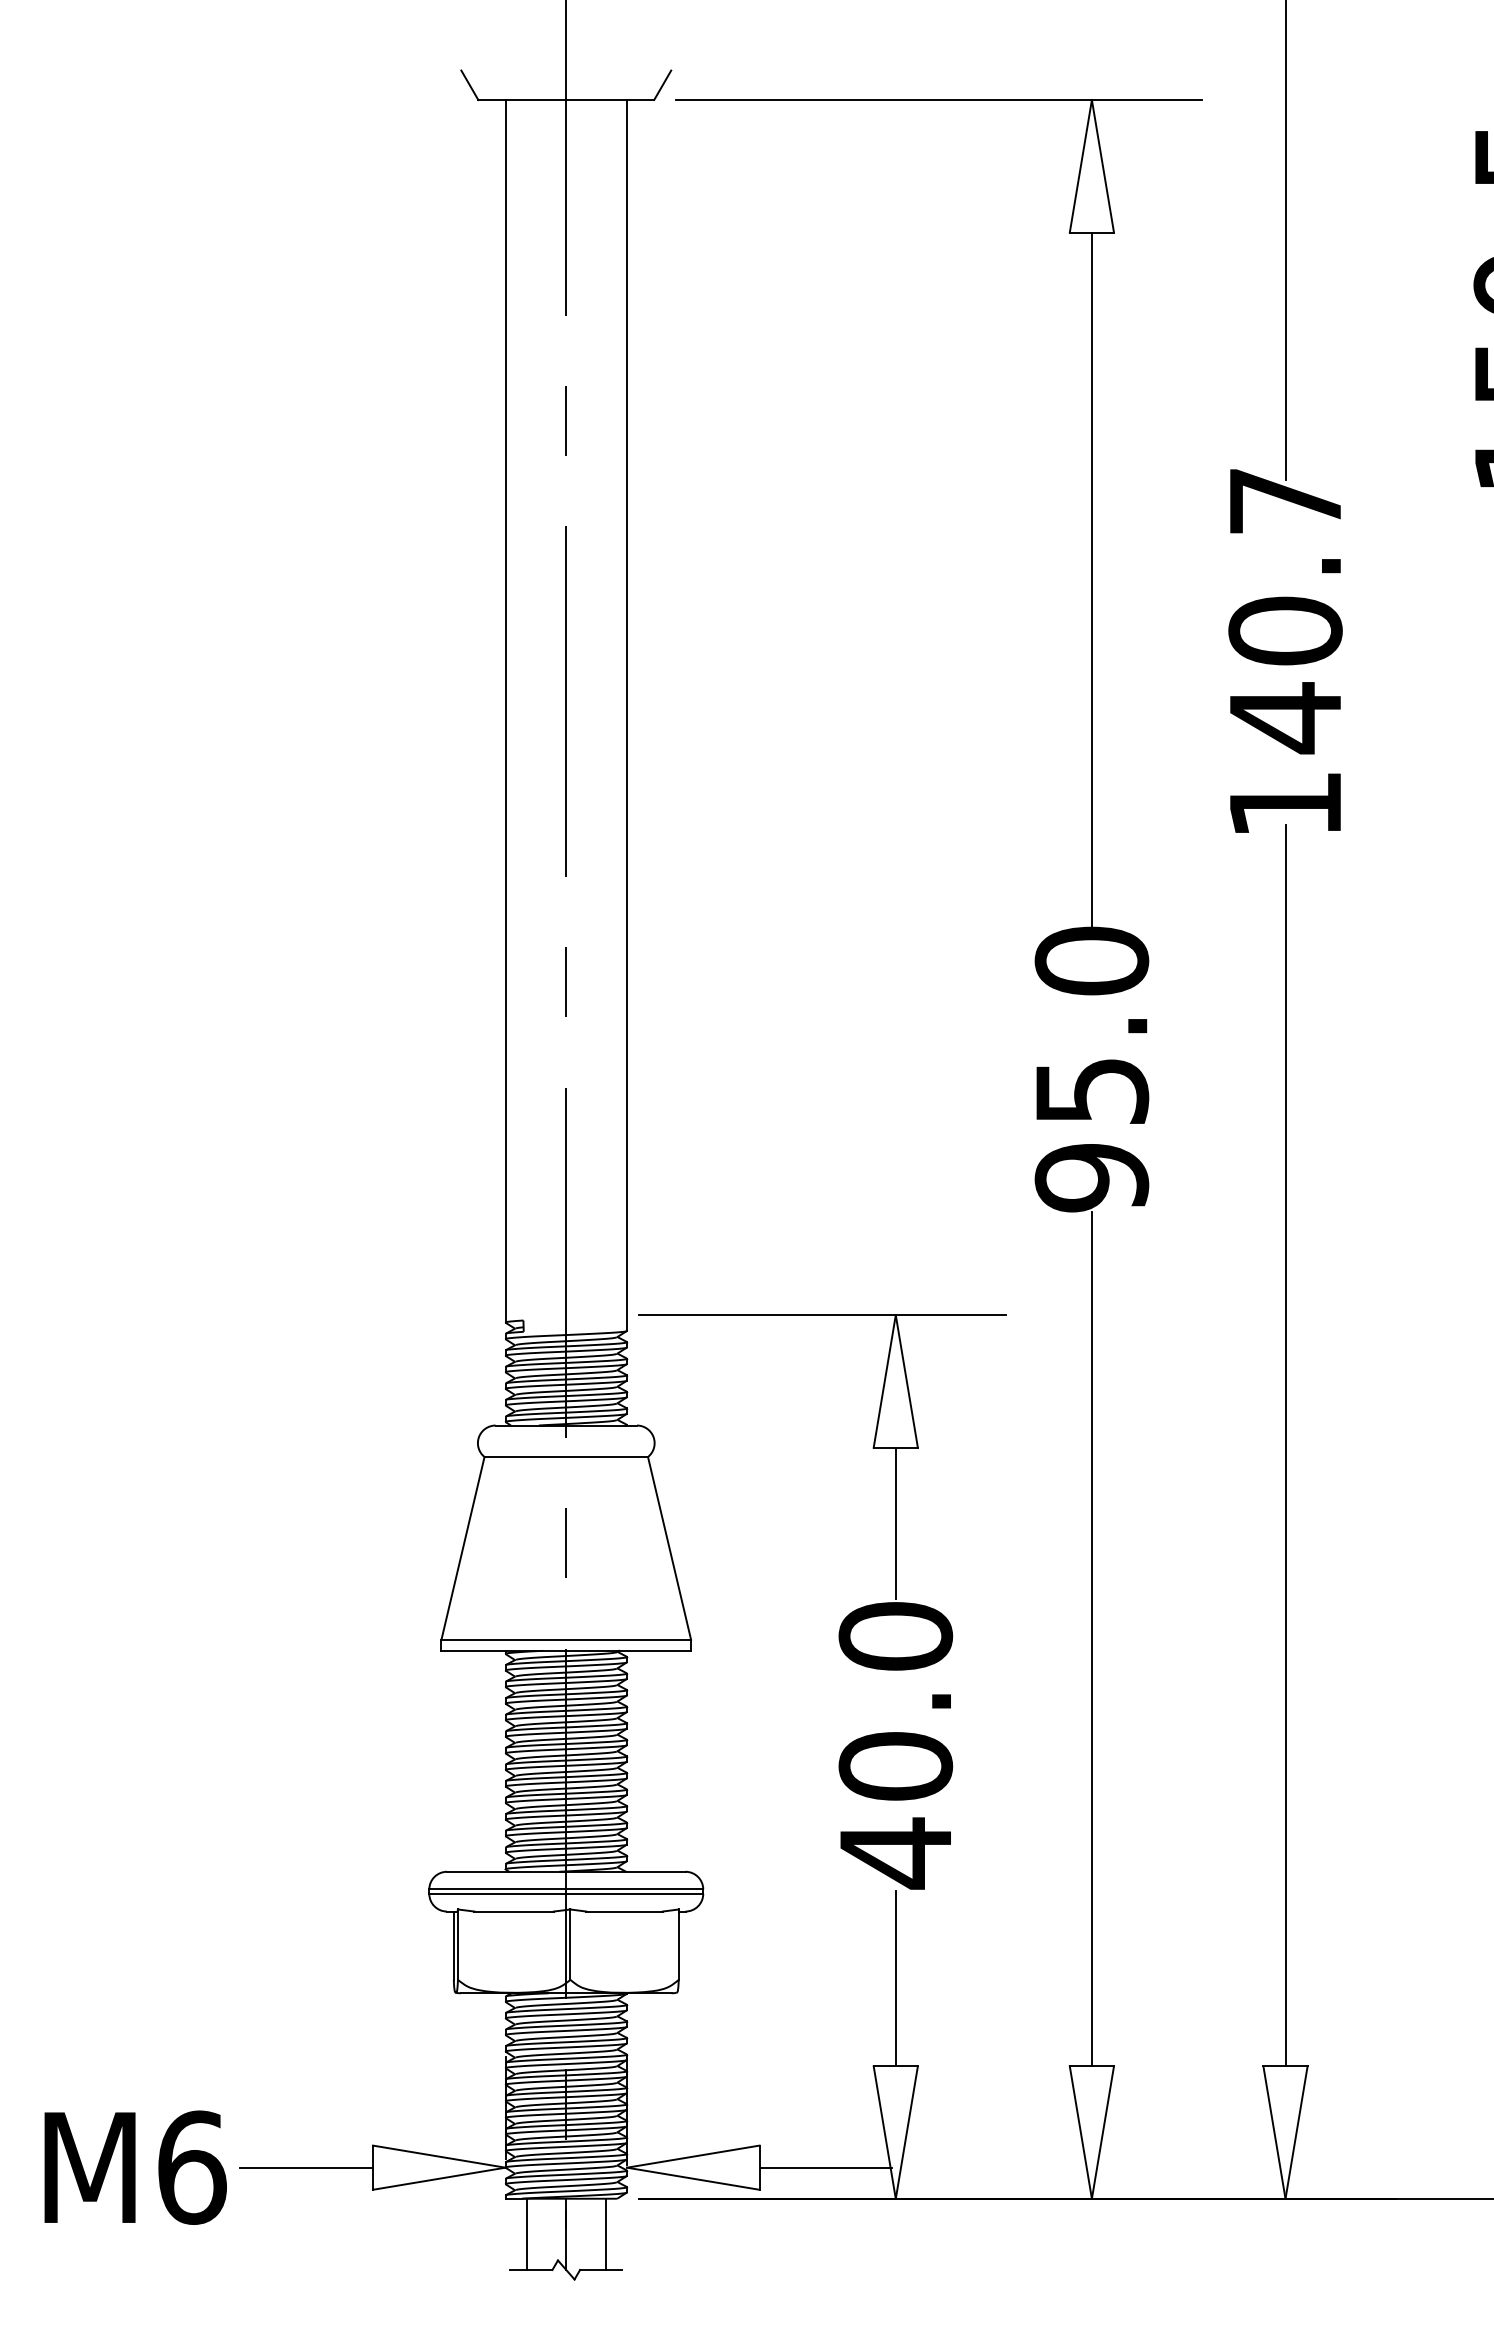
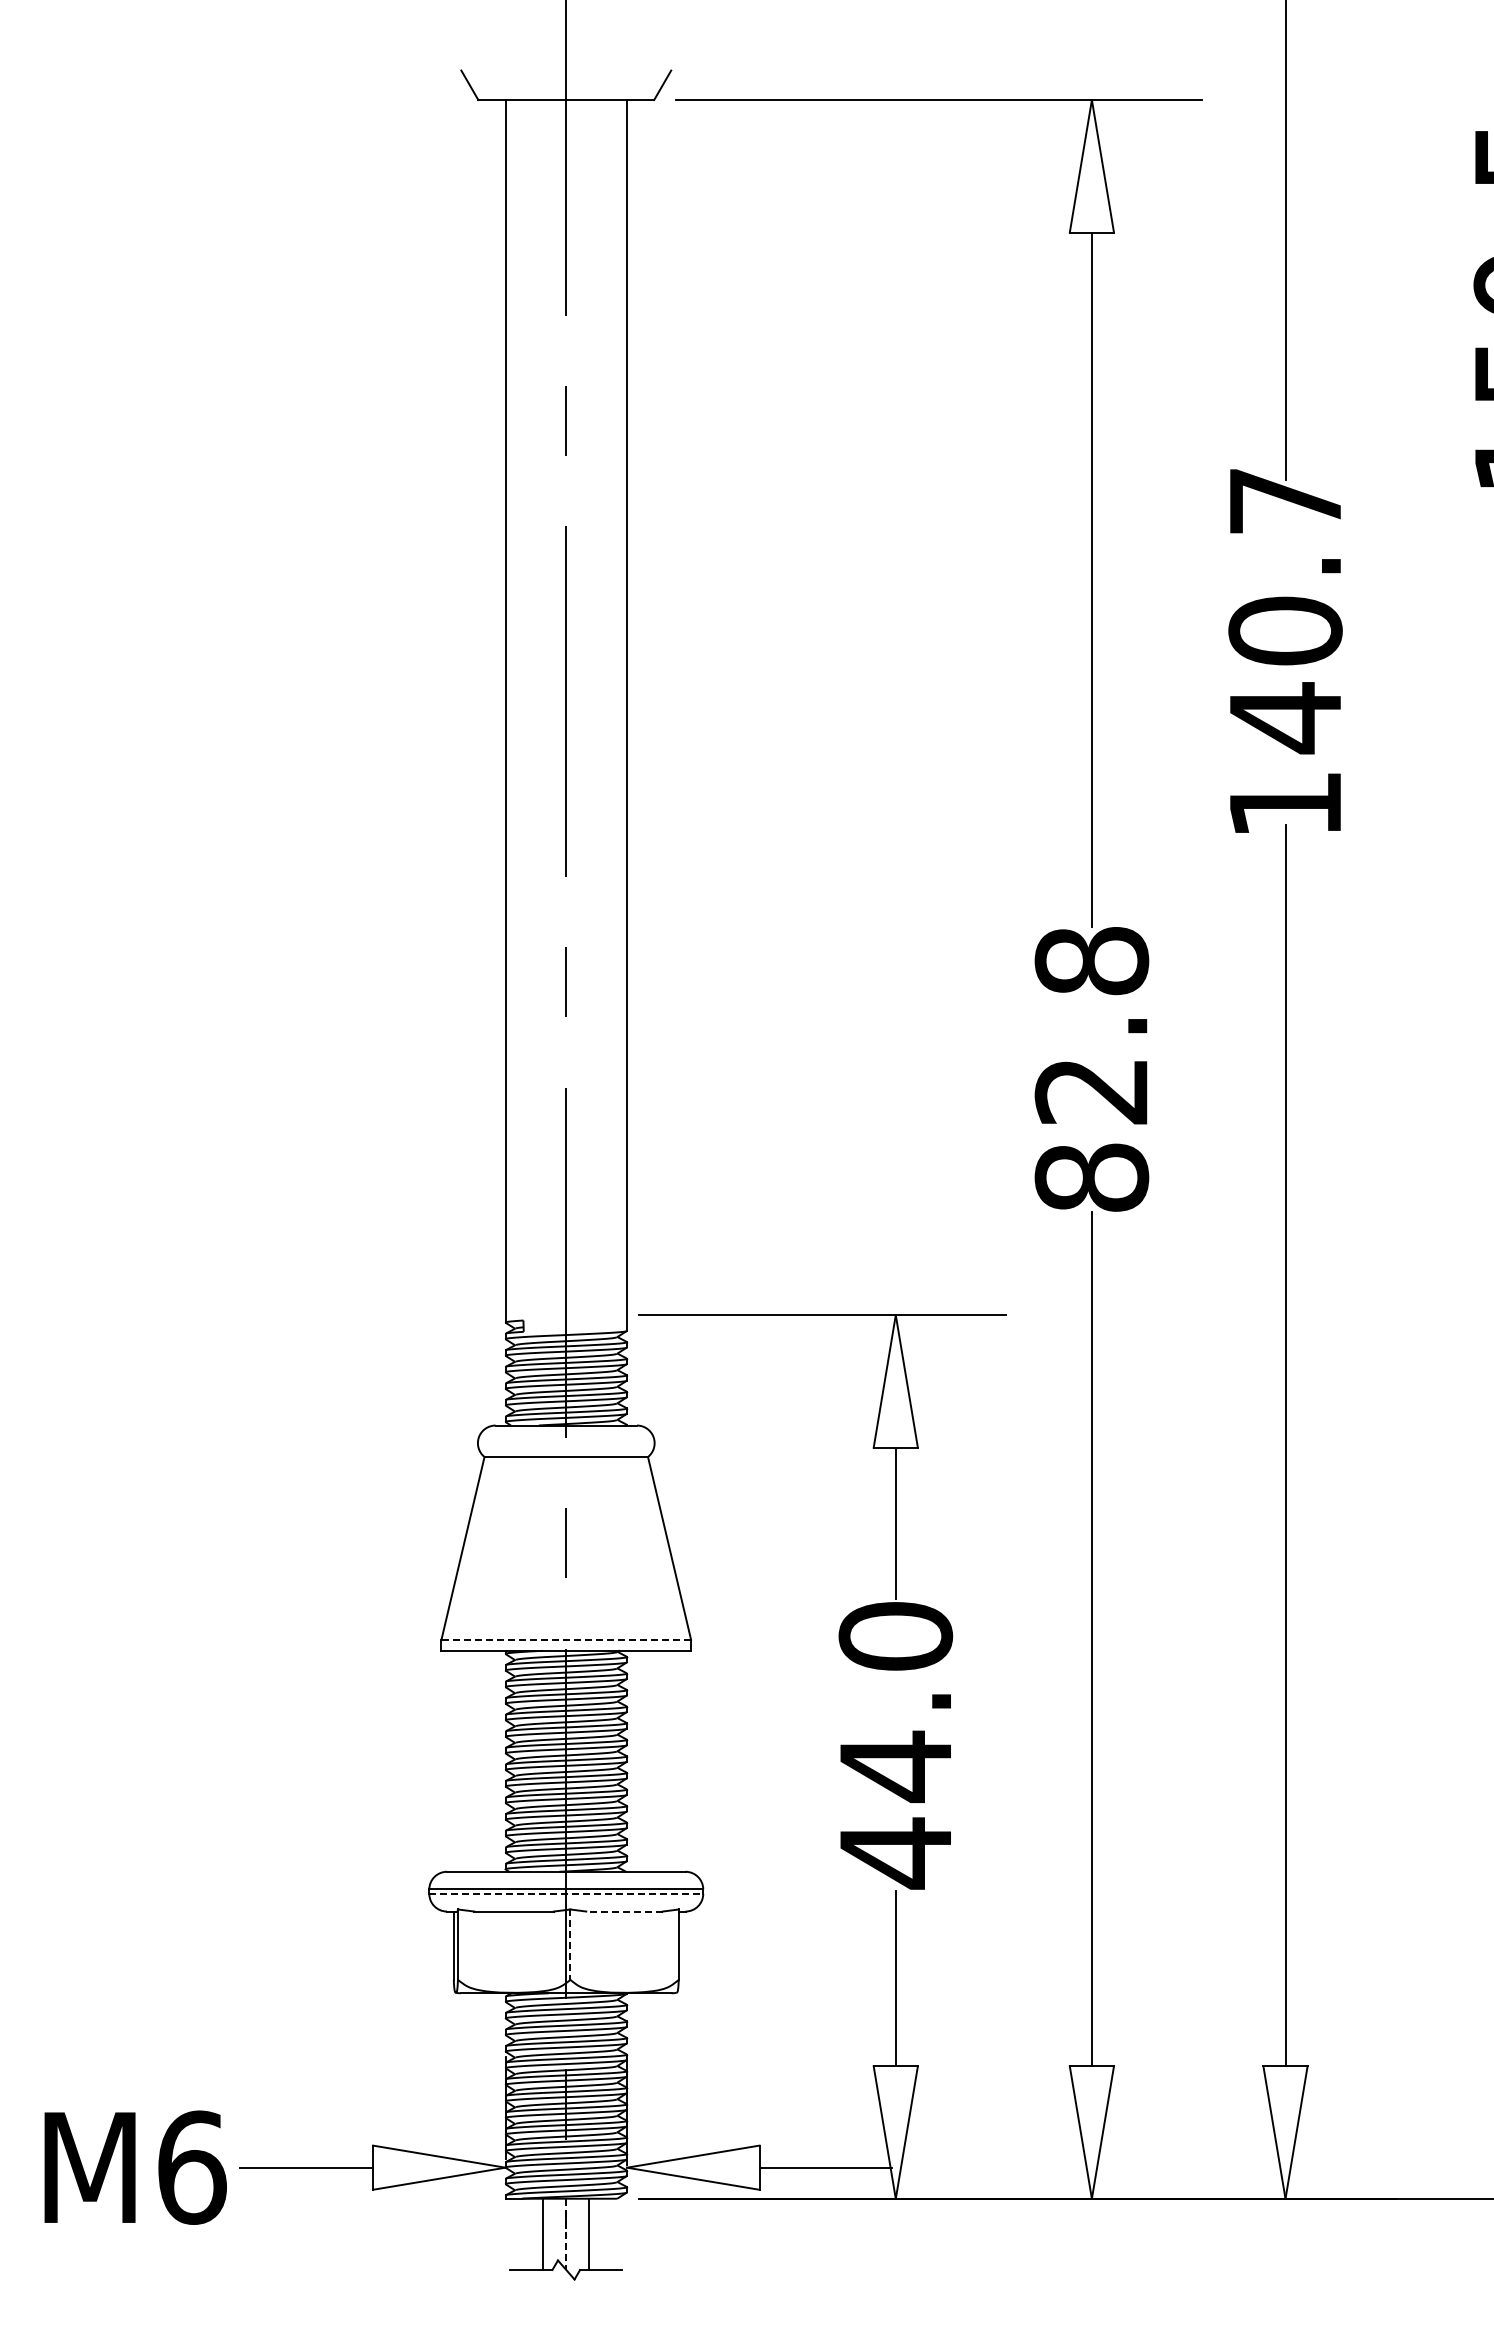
text: 95.0 -> 82.8 (1091, 1069)
line: solid -> dashed (566, 1639)
text: 40.0 -> 44.0 (895, 1766)
line: solid -> dashed (566, 1893)
line: solid -> dashed (624, 1911)
line: solid -> dashed (570, 1945)
line position: (526, 2233) -> (542, 2233) (542, 2233)
line position: (606, 2233) -> (589, 2233) (589, 2233)
line: solid -> dashed (566, 2234)
